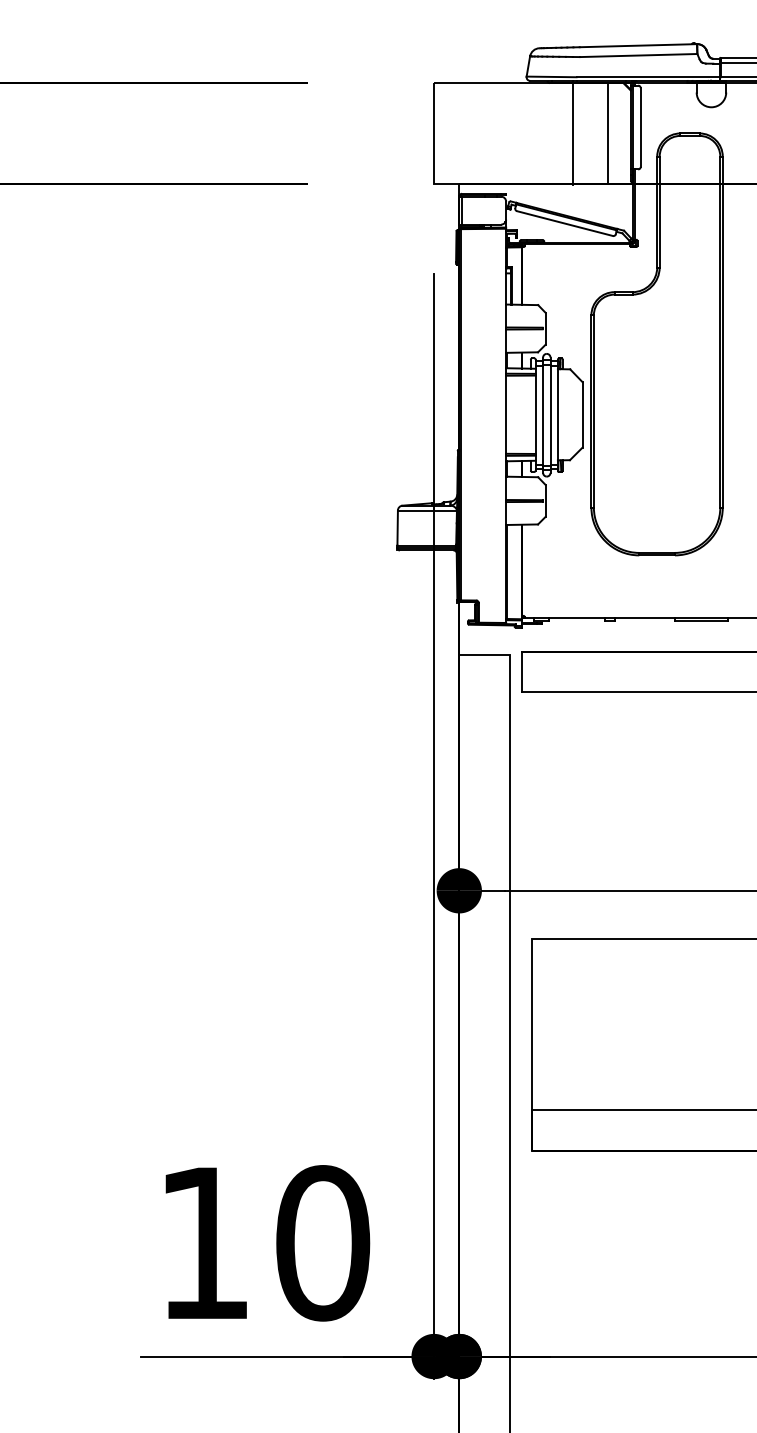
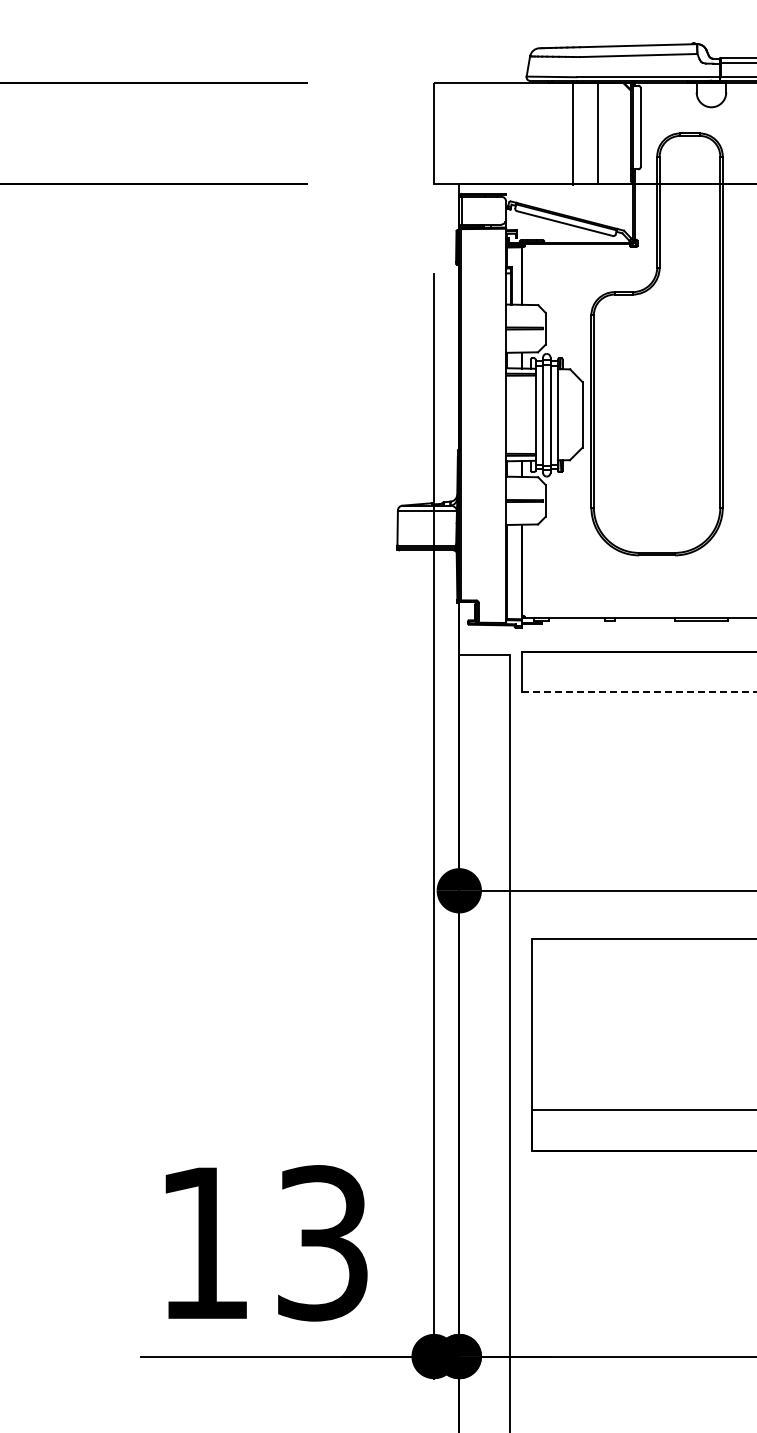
line position: (607, 133) -> (597, 133) (597, 133)
line: solid -> dashed (639, 692)
text: 10 -> 13 (323, 1243)
